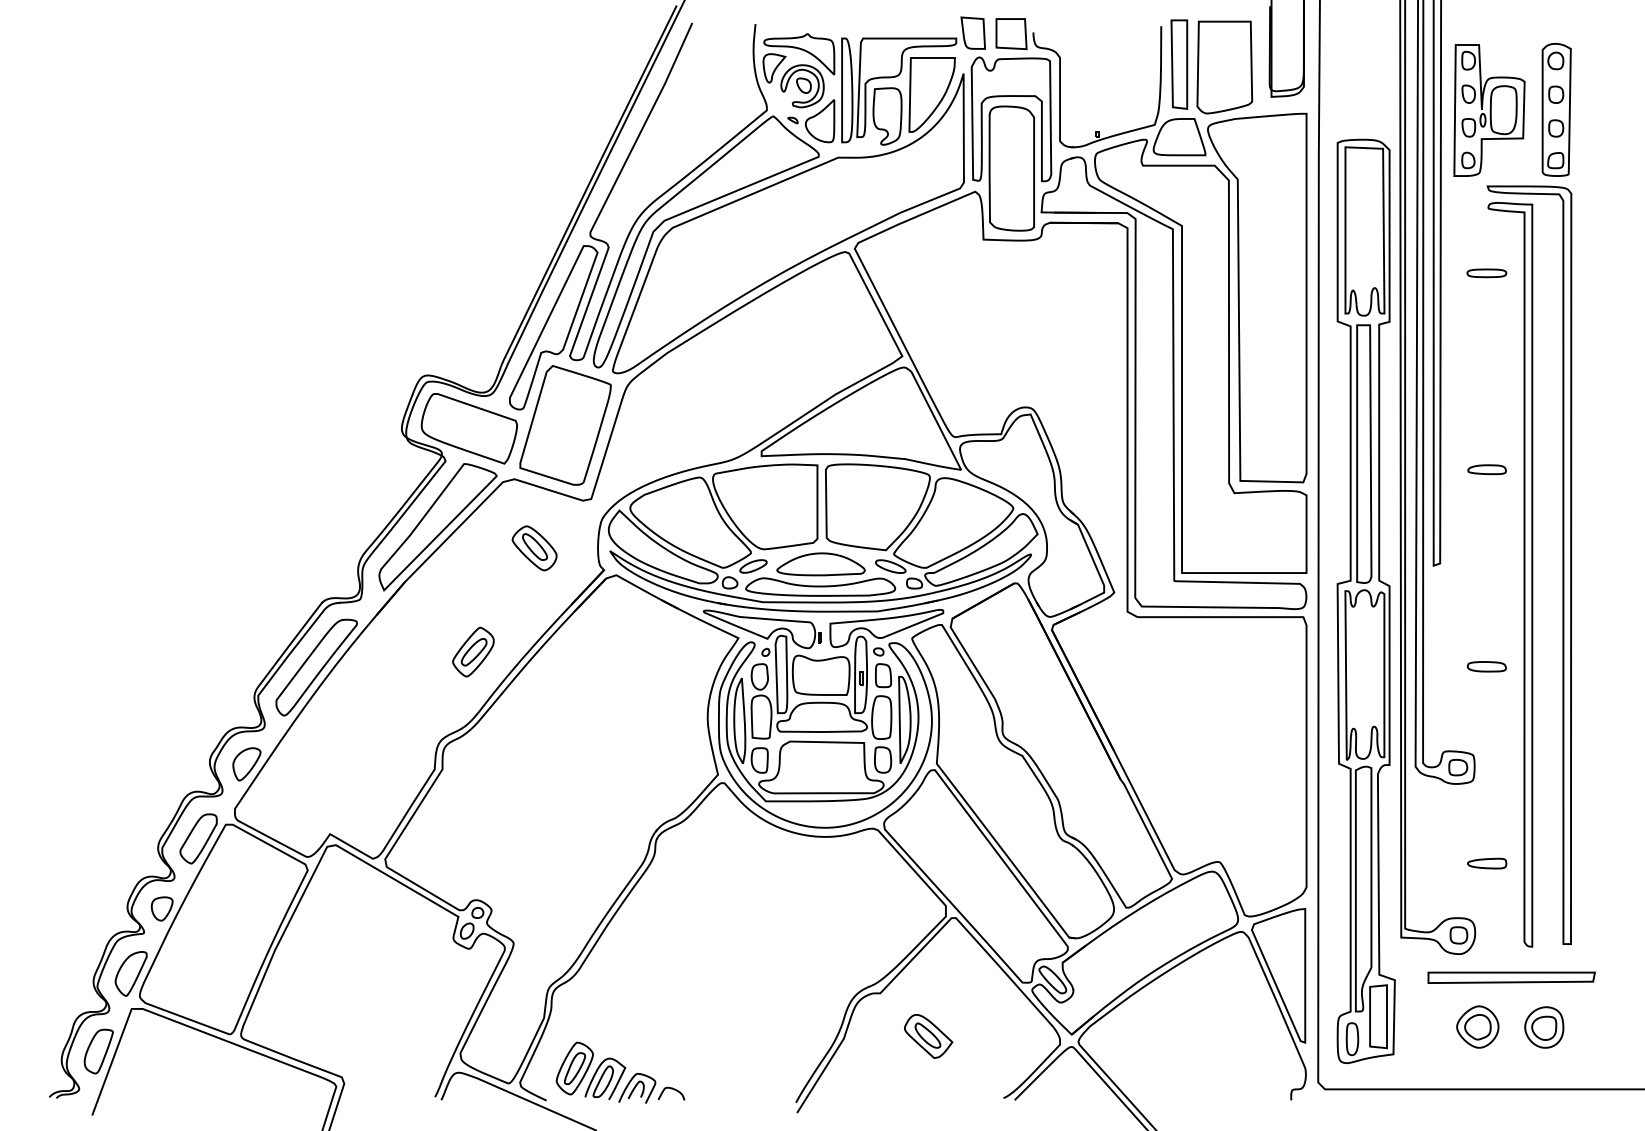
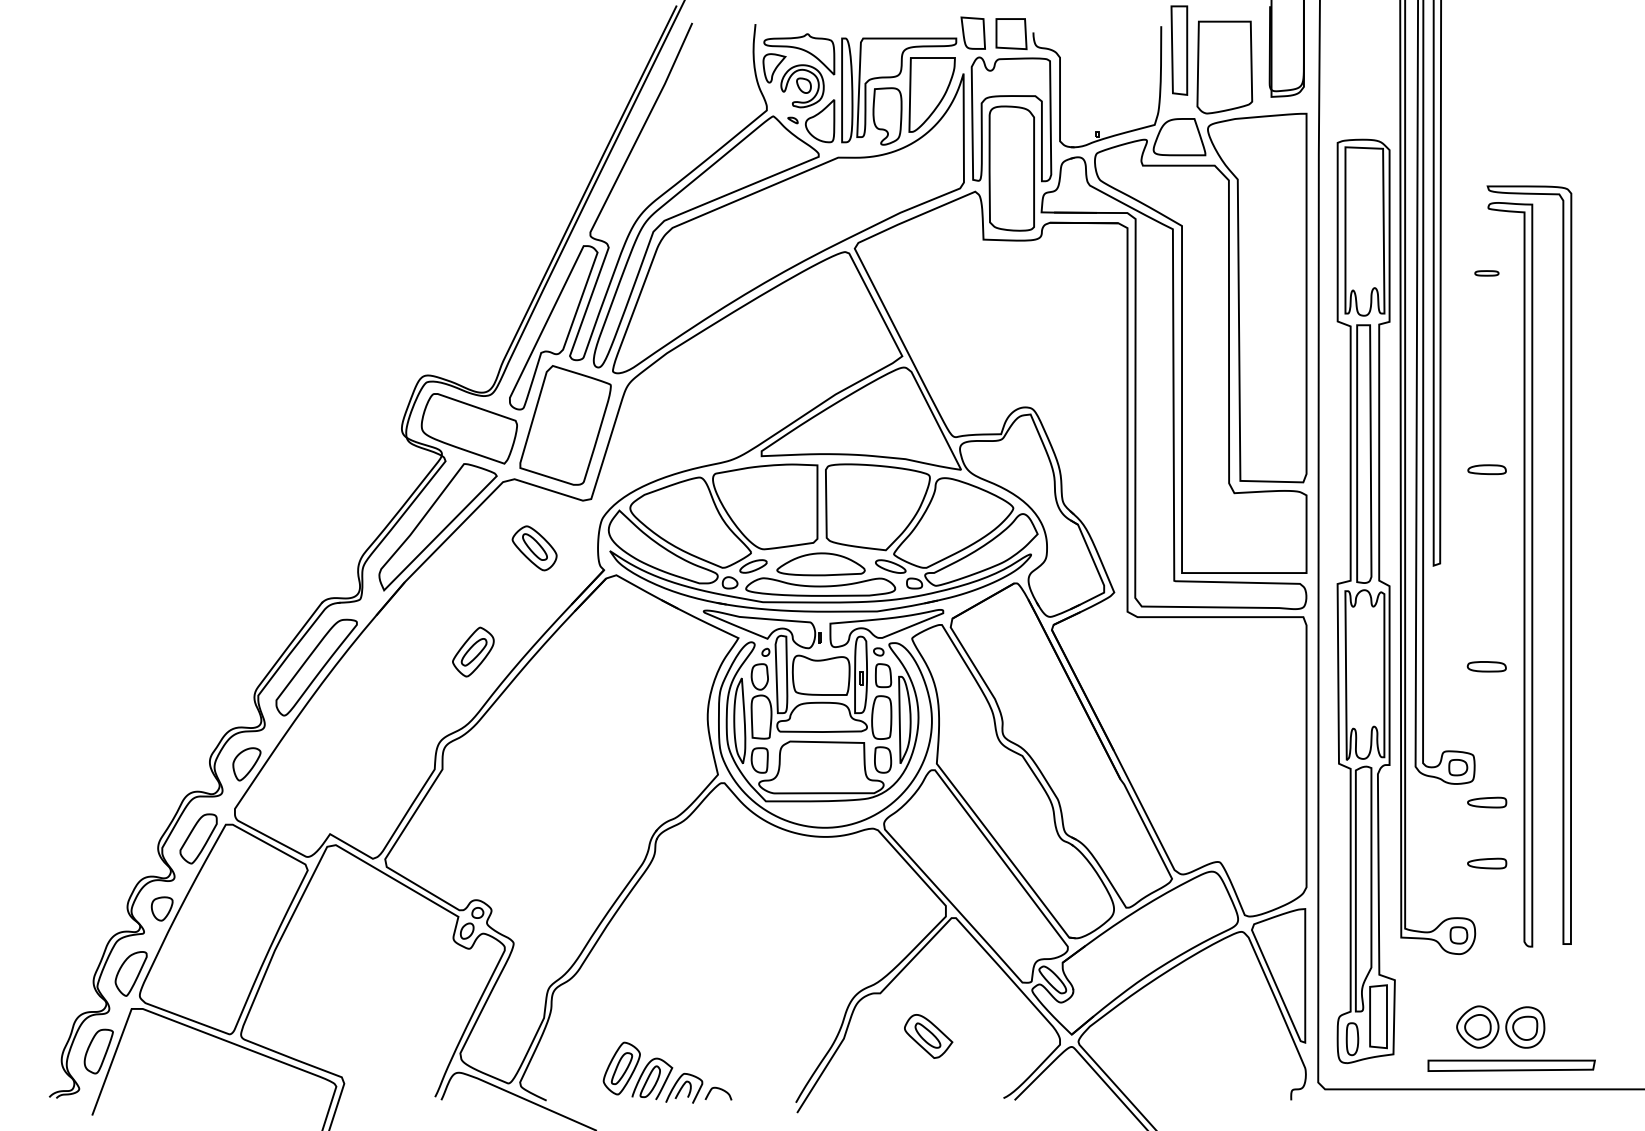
part position: (1179, 64) -> (1179, 50) (1179, 50)
part: present -> none (1556, 109)
part: present -> none (1489, 110)
part size: 42x11 px -> 26x7 px (1486, 273)
part: none -> present (1487, 802)
part position: (1511, 977) -> (1511, 1065) (1511, 1065)
part position: (1544, 1027) -> (1525, 1027) (1525, 1027)
part position: (620, 1072) -> (667, 1072) (667, 1072)
